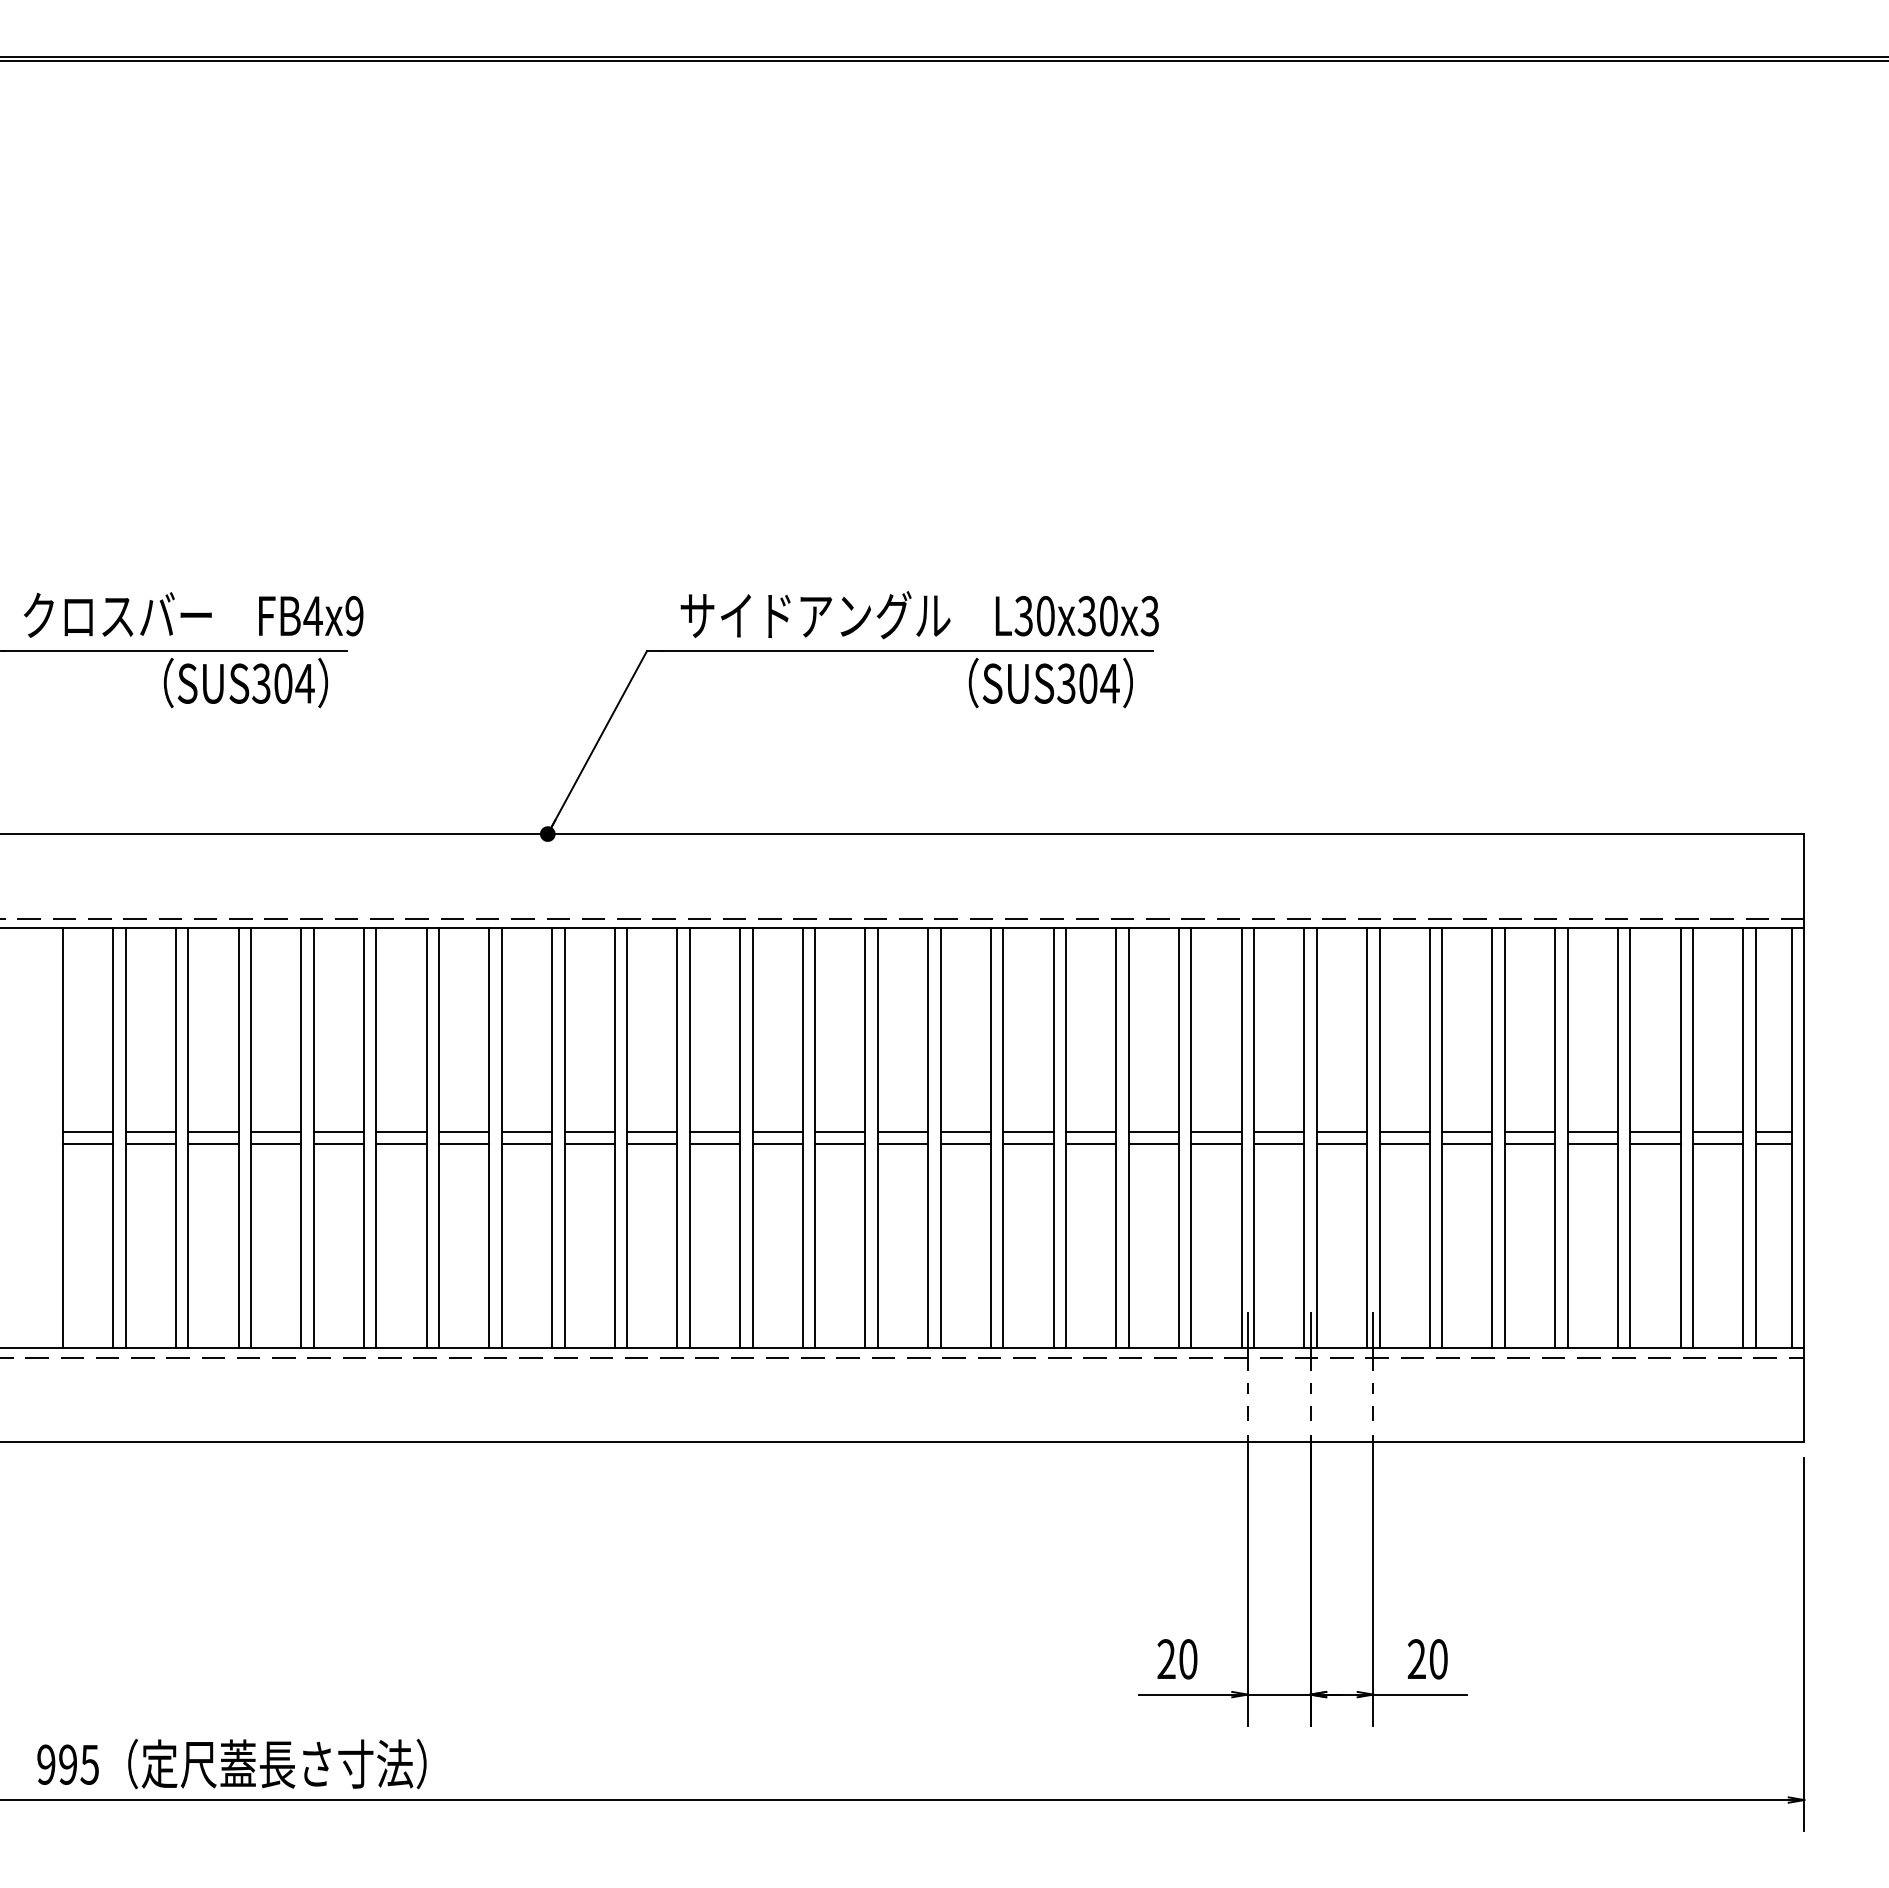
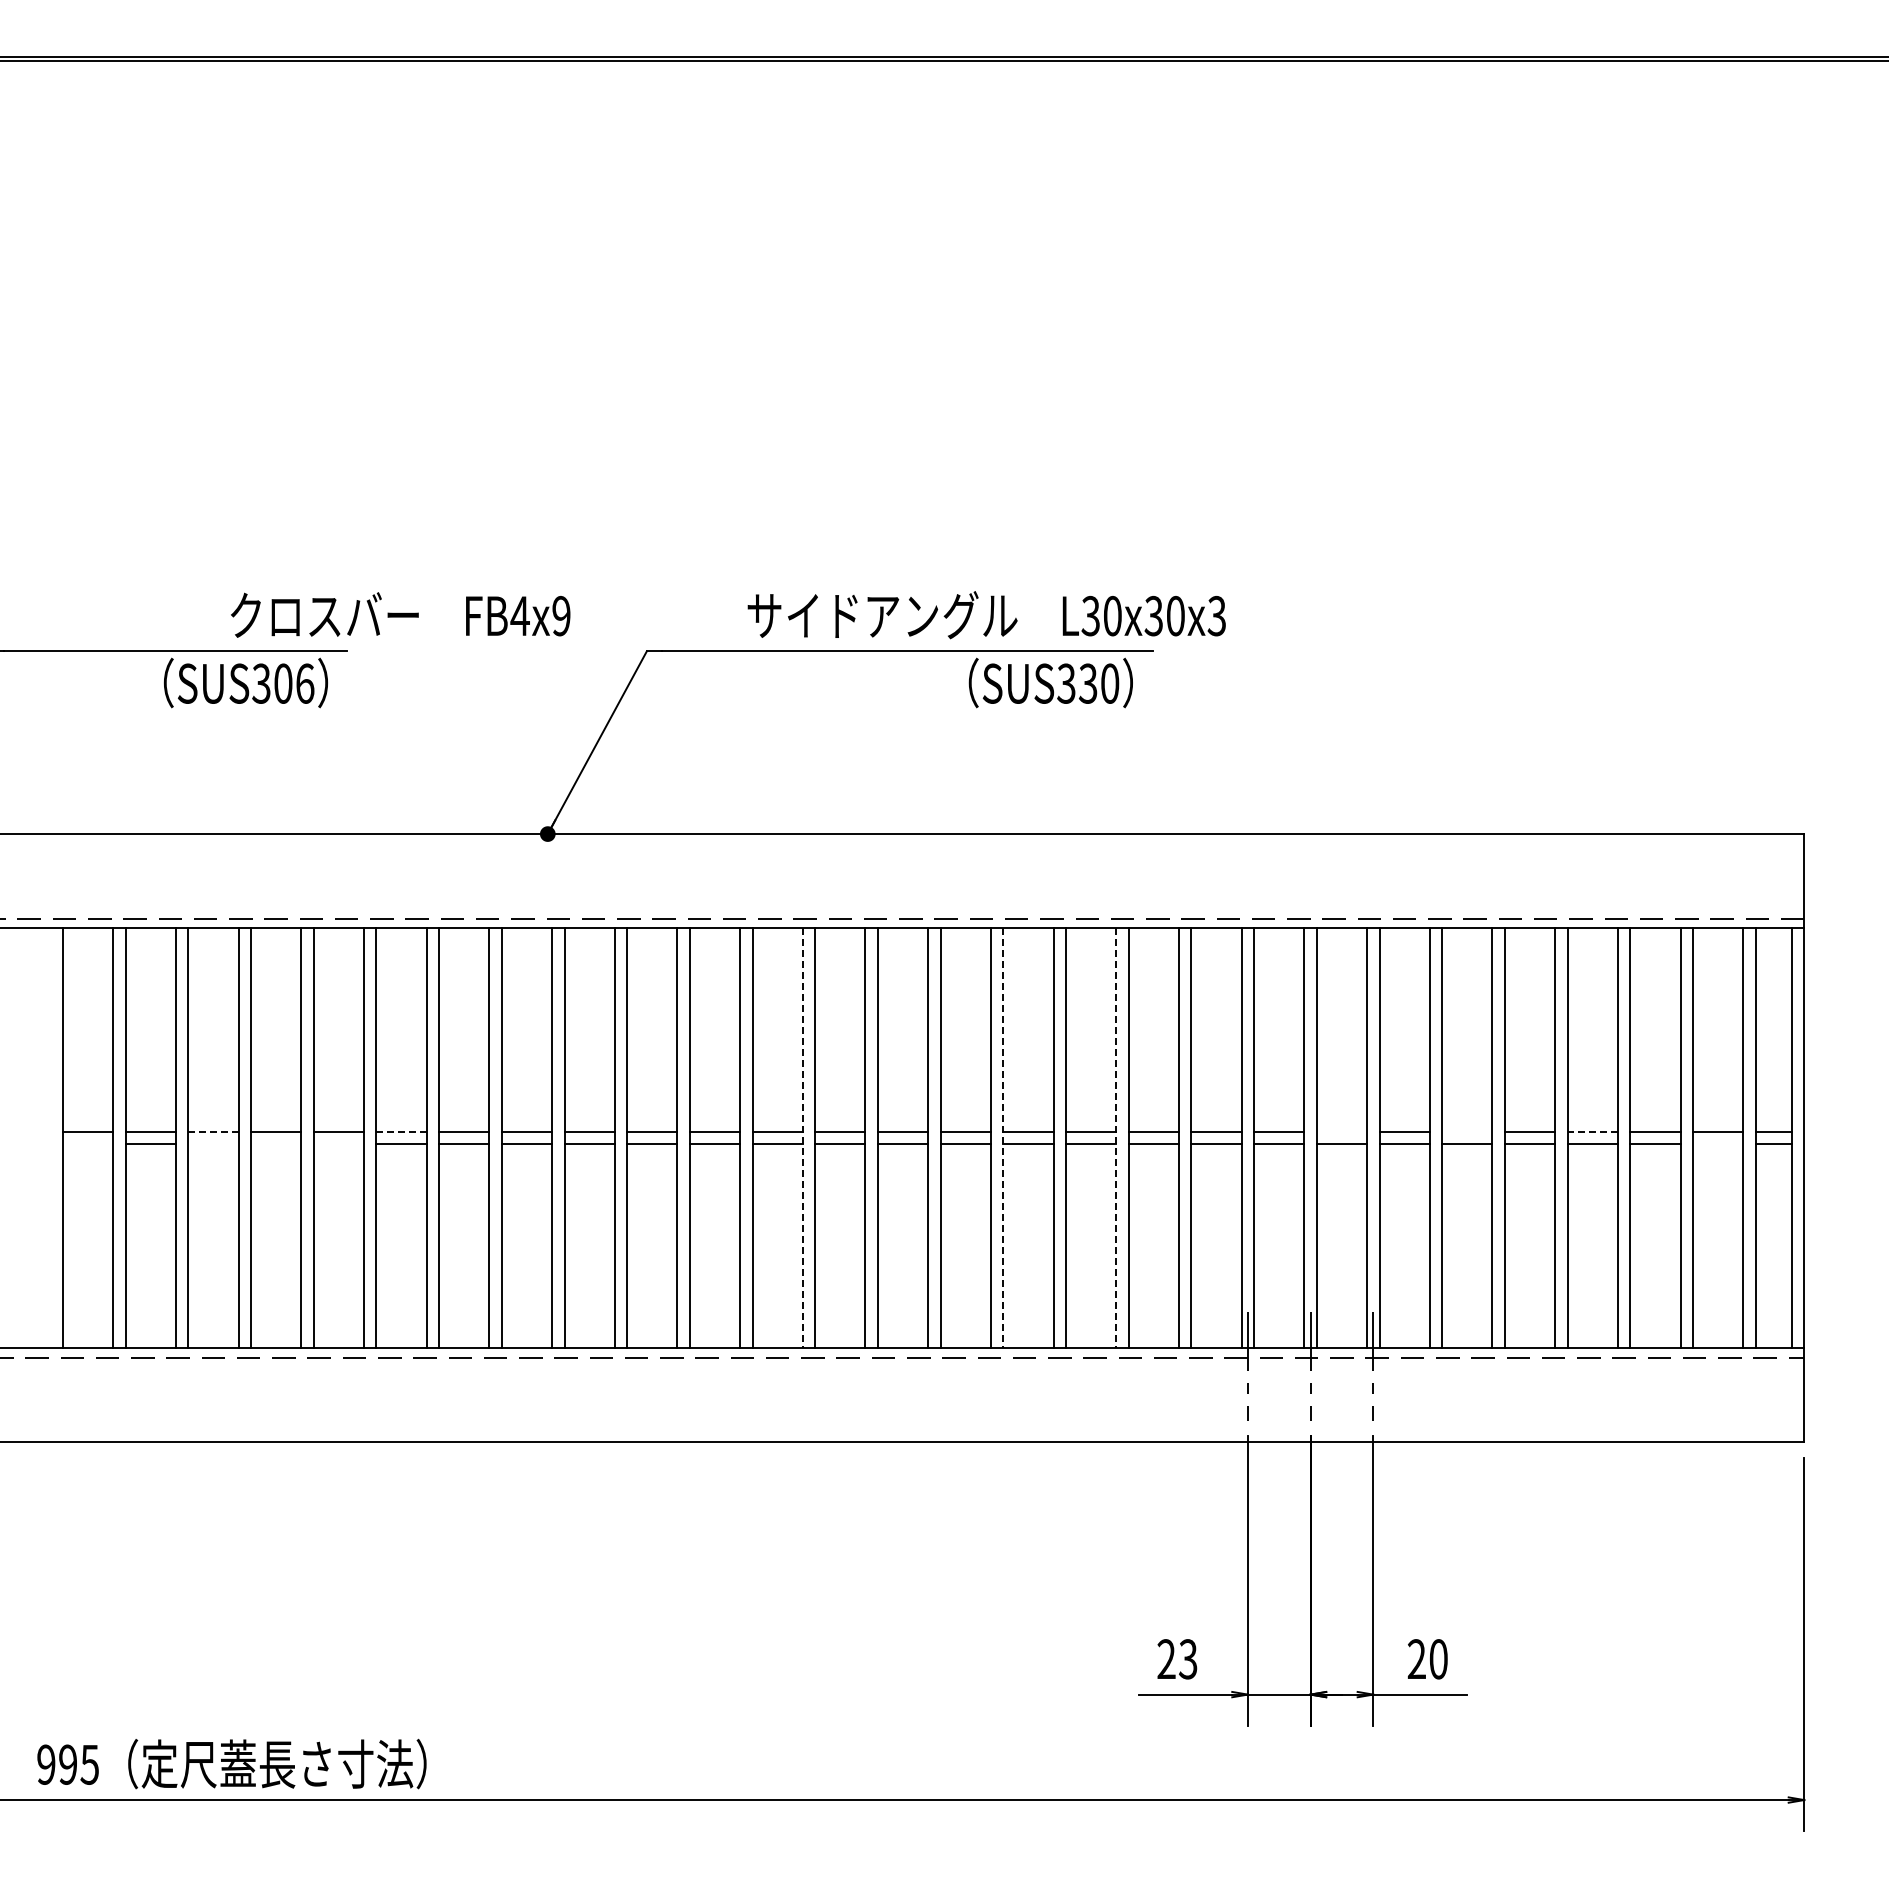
text position: (193, 614) -> (400, 614) (400, 614)
text position: (919, 615) -> (986, 615) (986, 615)
text: SUS304 -> SUS306 (304, 683)
text: SUS304 -> SUS330 (1098, 683)
line: solid -> dashed (212, 1131)
line: solid -> dashed (401, 1131)
line: present -> none (1341, 1131)
line: present -> none (1467, 1131)
line: solid -> dashed (1592, 1131)
line: solid -> dashed (802, 1138)
line: solid -> dashed (1003, 1138)
line: solid -> dashed (1116, 1138)
line: present -> none (87, 1144)
line: present -> none (213, 1144)
line: present -> none (276, 1144)
line: present -> none (338, 1144)
line: present -> none (1718, 1144)
text: 20 -> 23 (1188, 1659)
